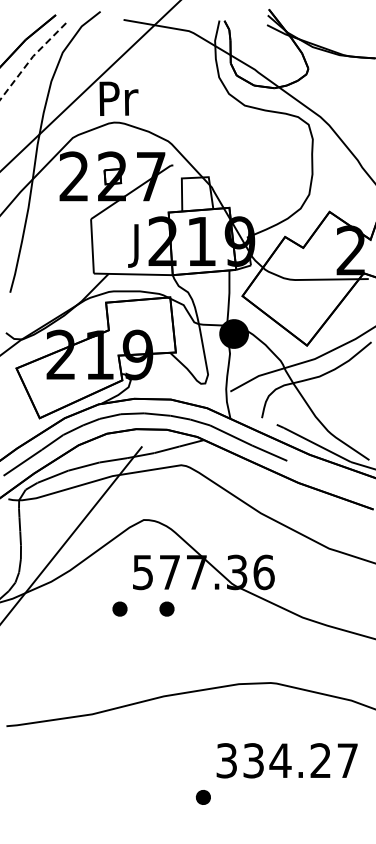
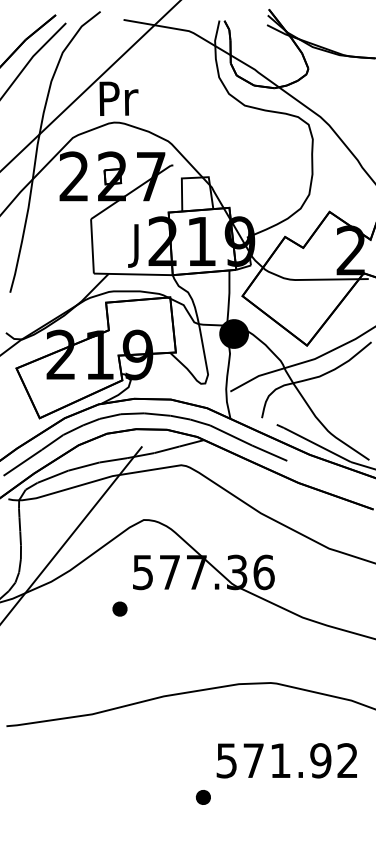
line: dashed -> solid (30, 59)
part: present -> none (166, 608)
text: 334.27 -> 571.92 (287, 760)
